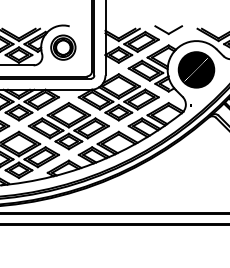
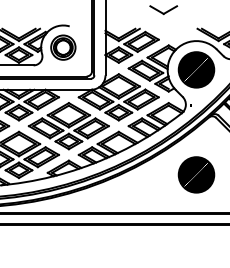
part position: (168, 30) -> (163, 10) (163, 10)
part: none -> present (196, 174)
